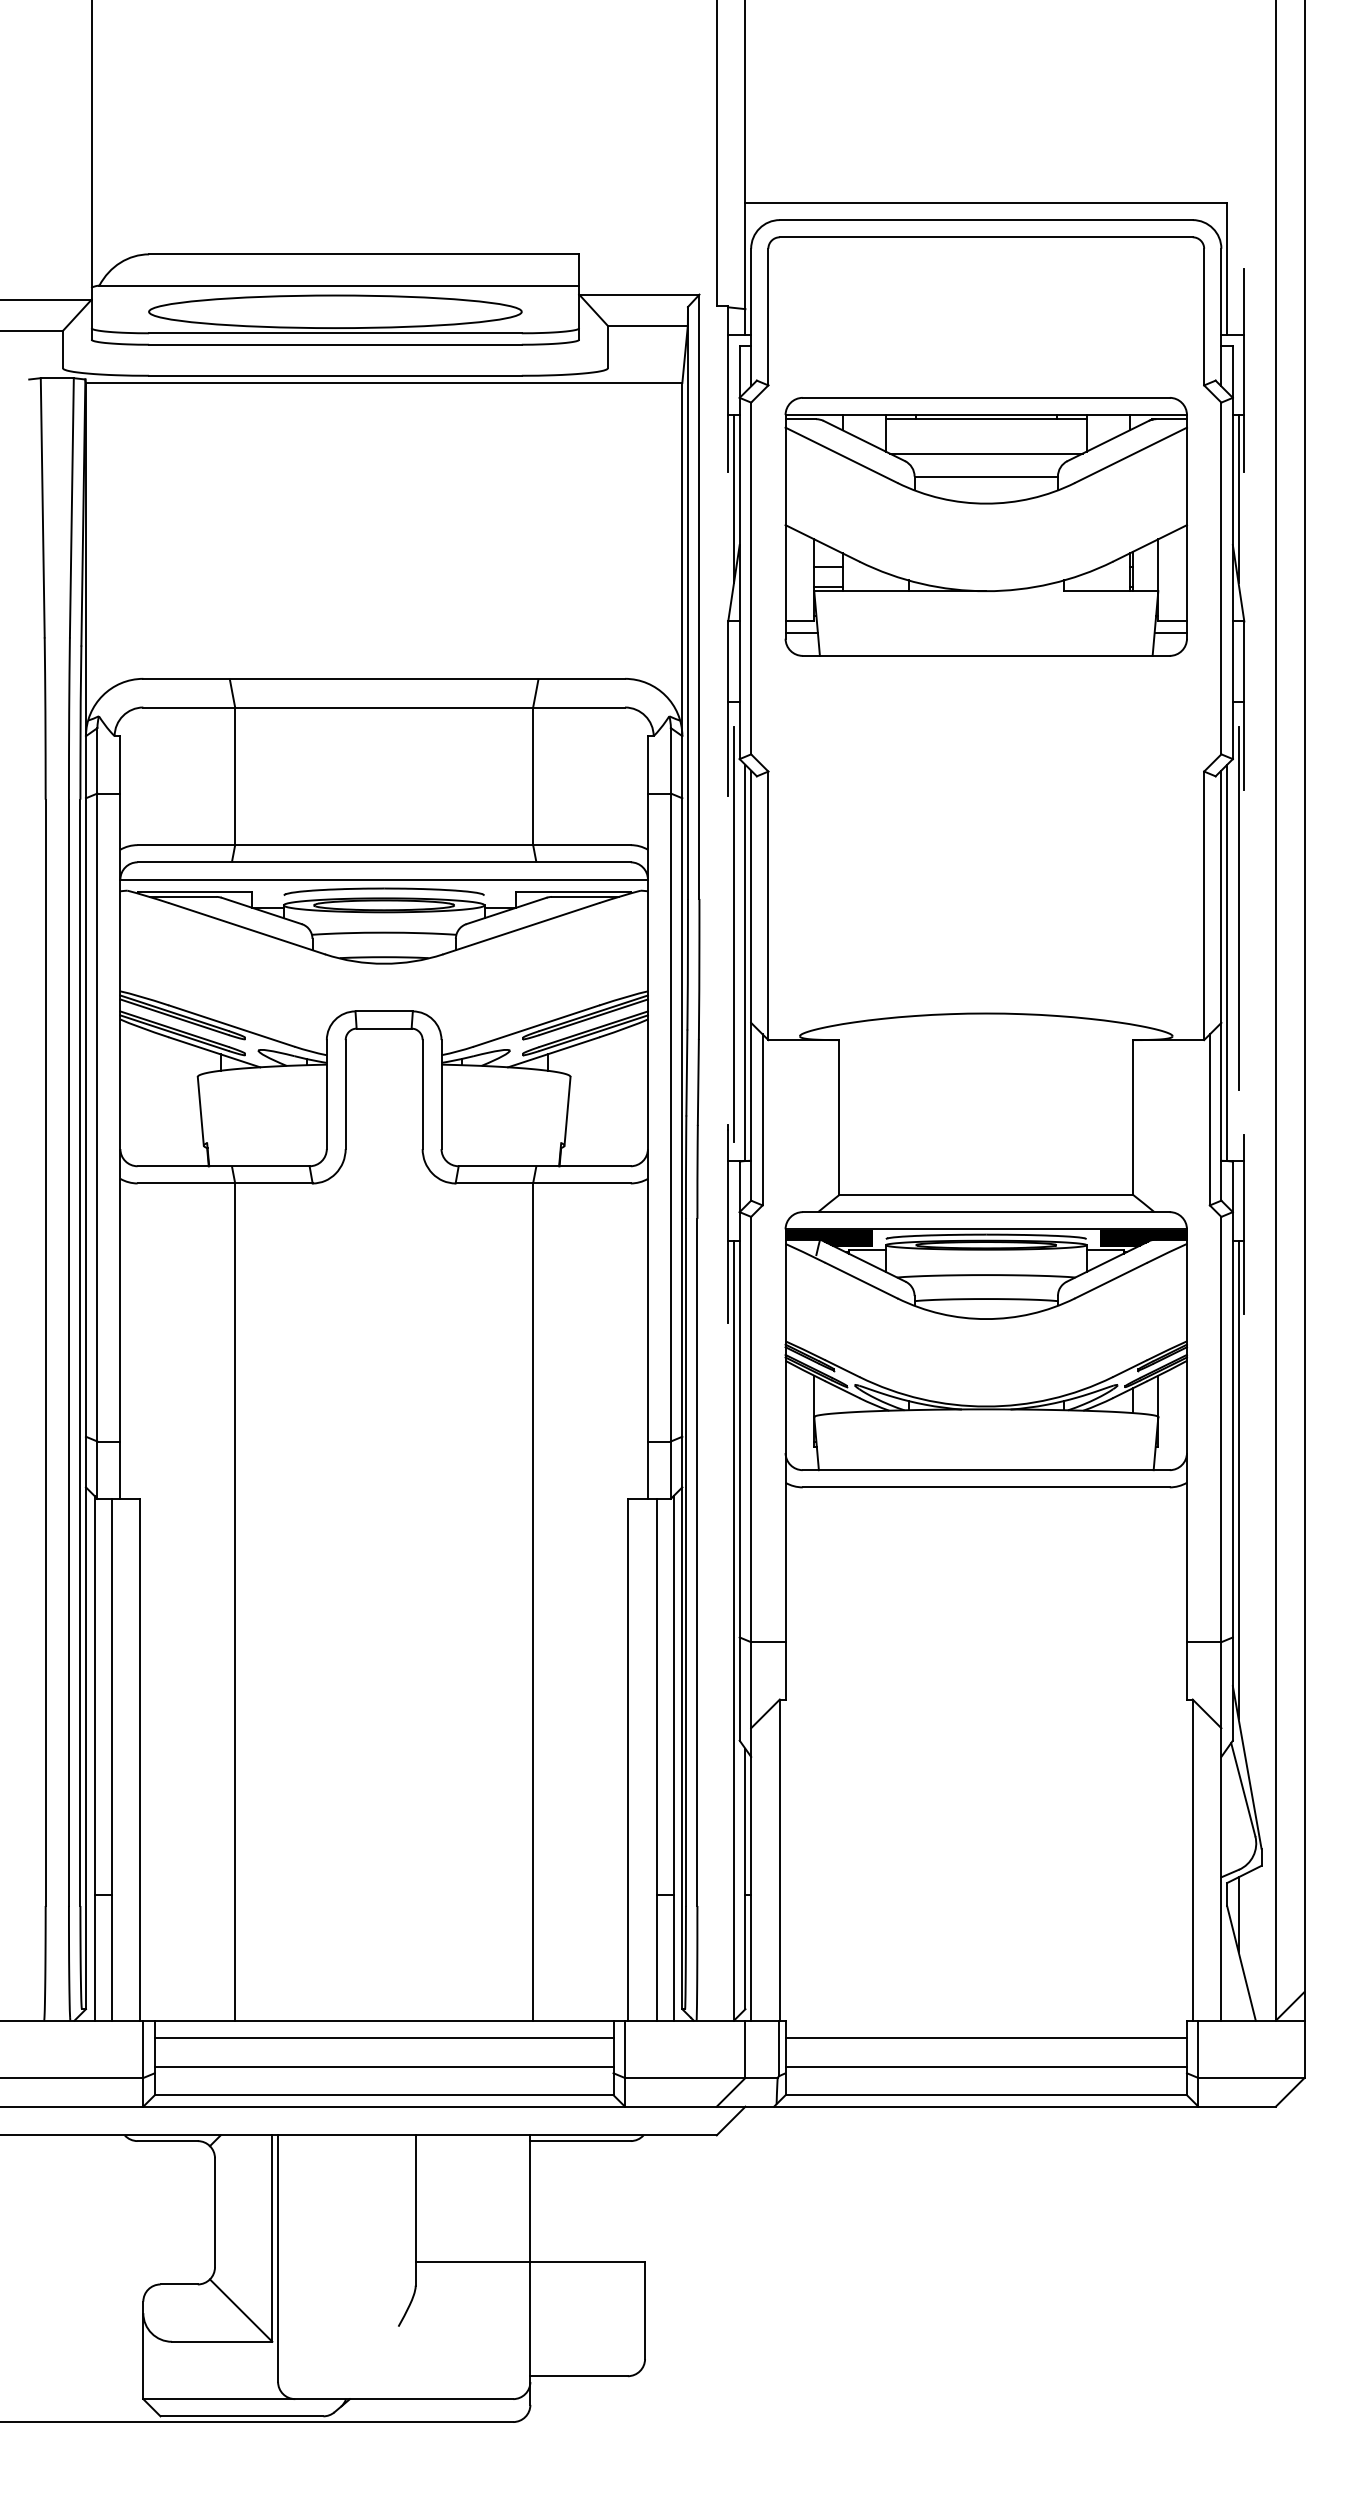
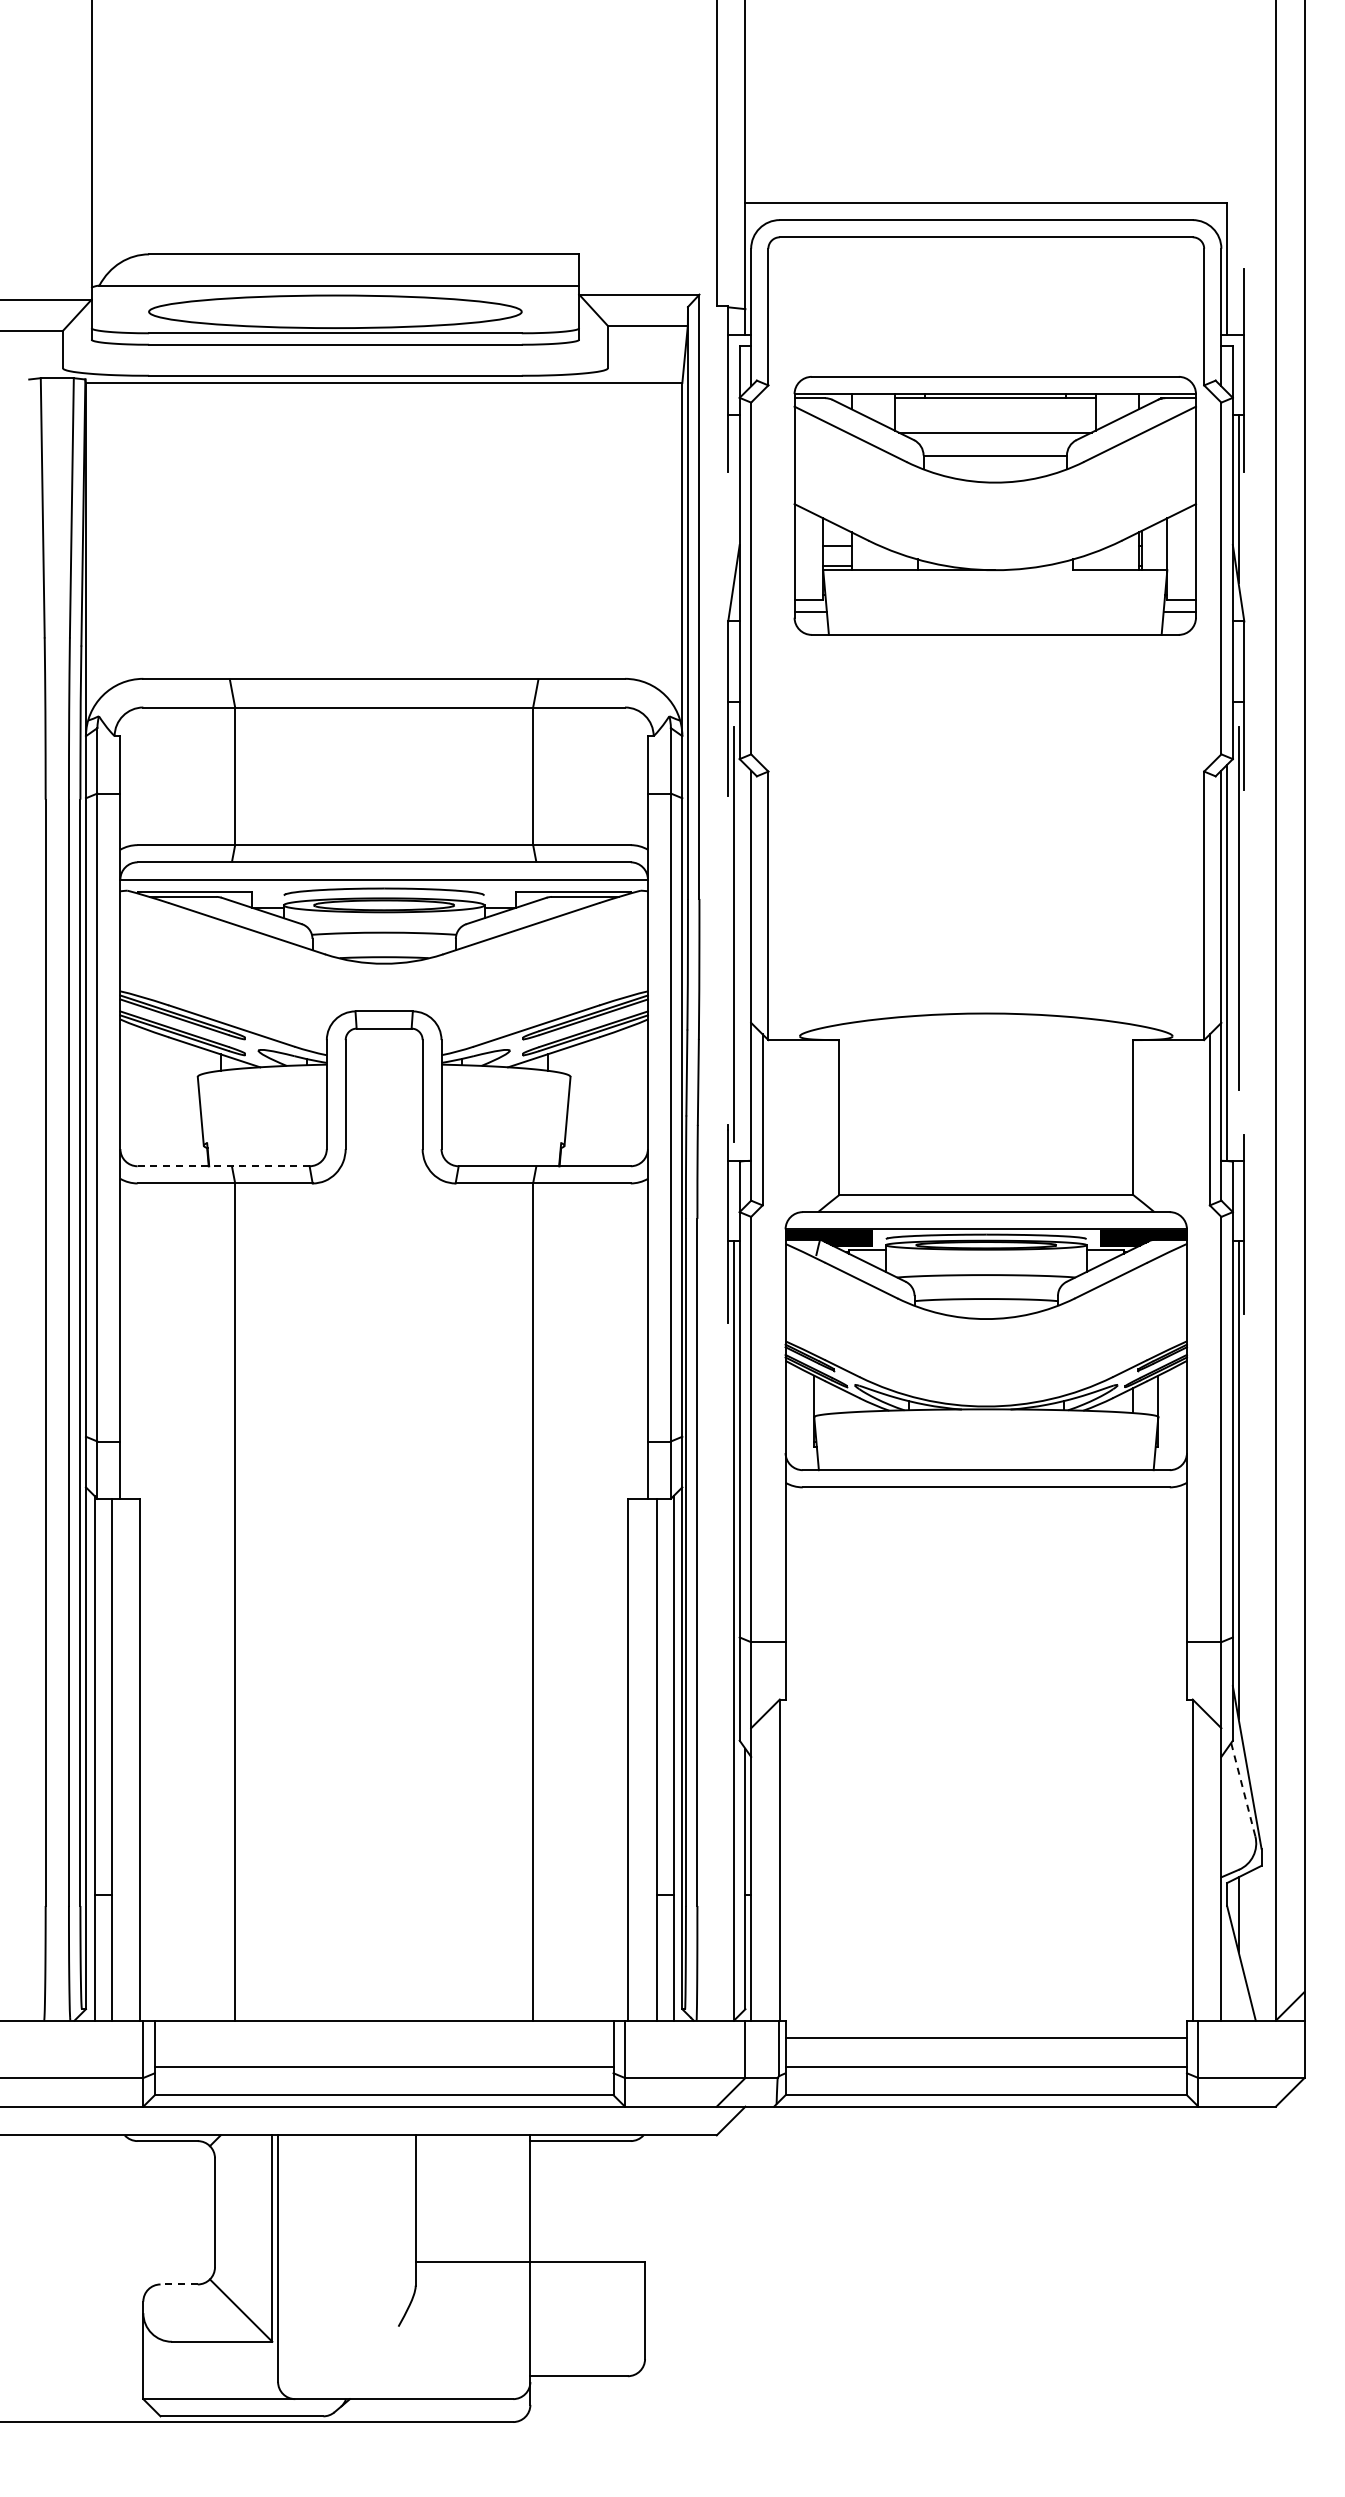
line: present -> none (733, 499)
part position: (985, 526) -> (994, 505) (994, 505)
line: present -> none (745, 962)
line: solid -> dashed (224, 1166)
line: solid -> dashed (1243, 1789)
line: present -> none (383, 2037)
line: solid -> dashed (179, 2284)
